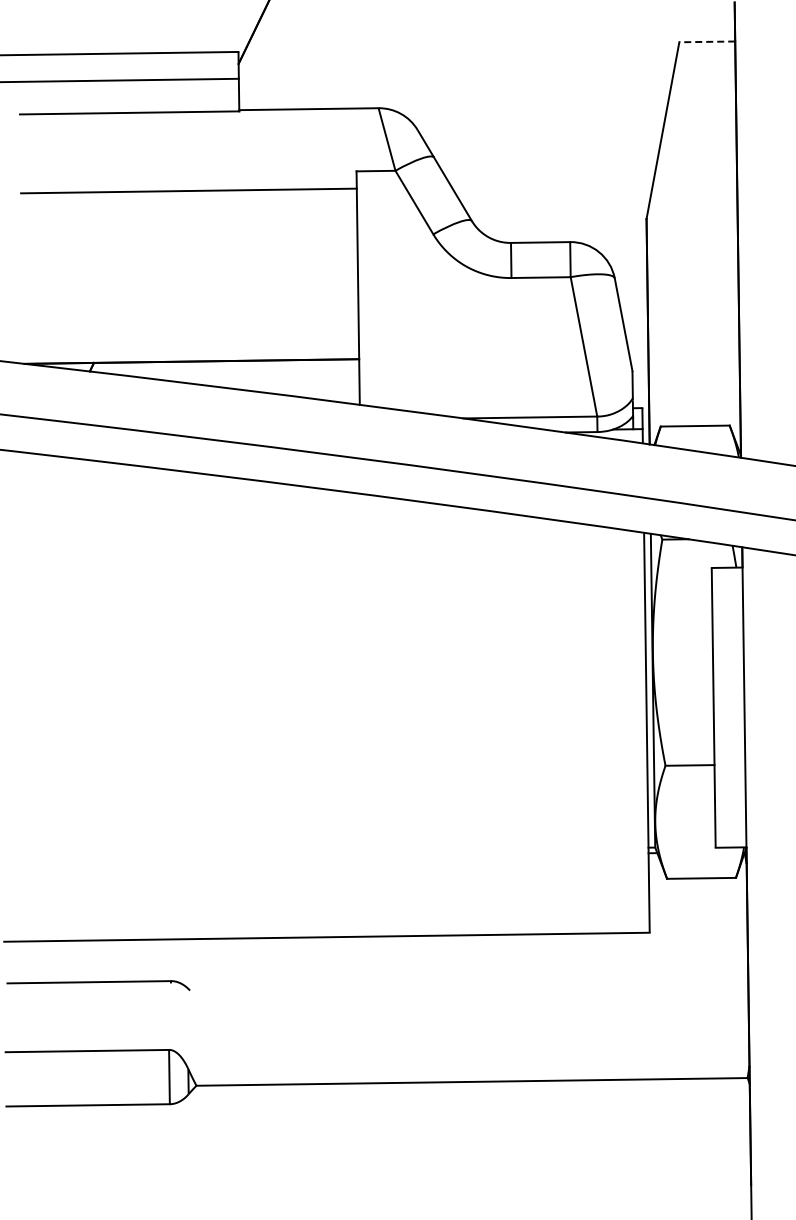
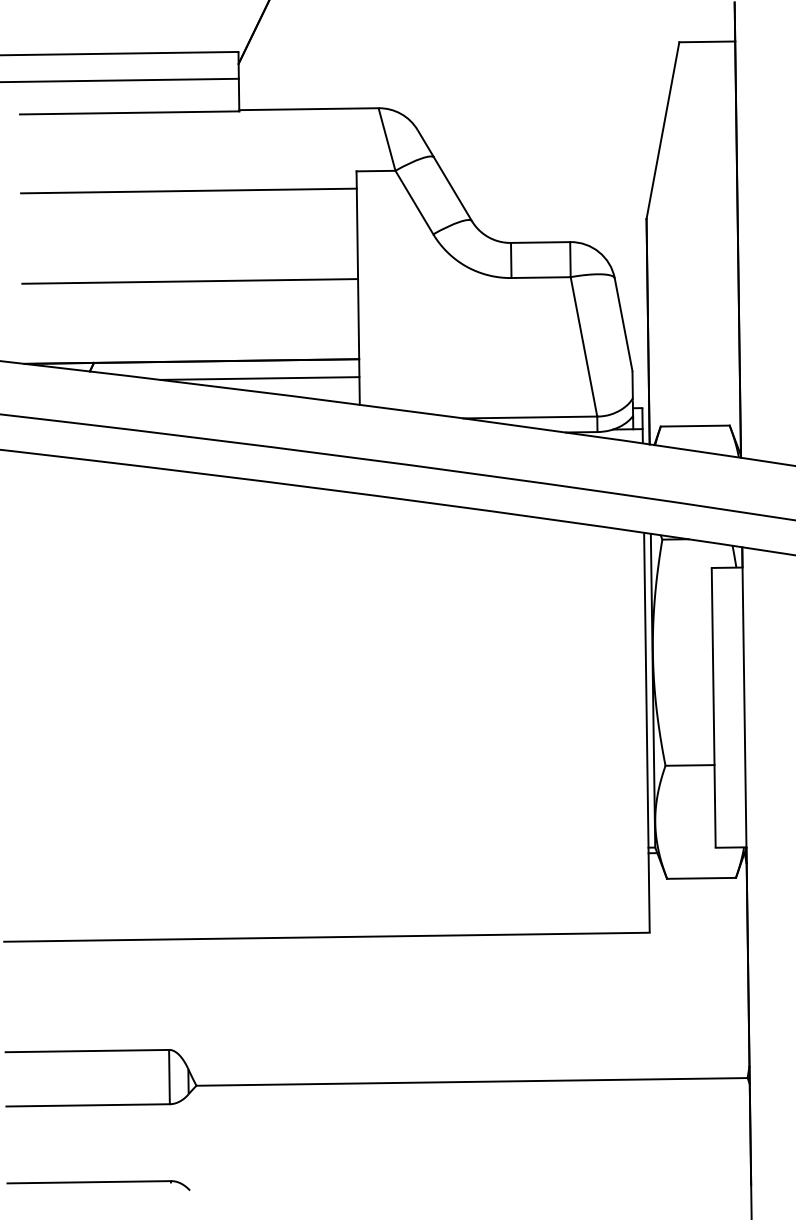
line: dashed -> solid (707, 41)
line: none -> present (190, 281)
line: none -> present (259, 378)
part position: (98, 985) -> (98, 1185) (98, 1185)
